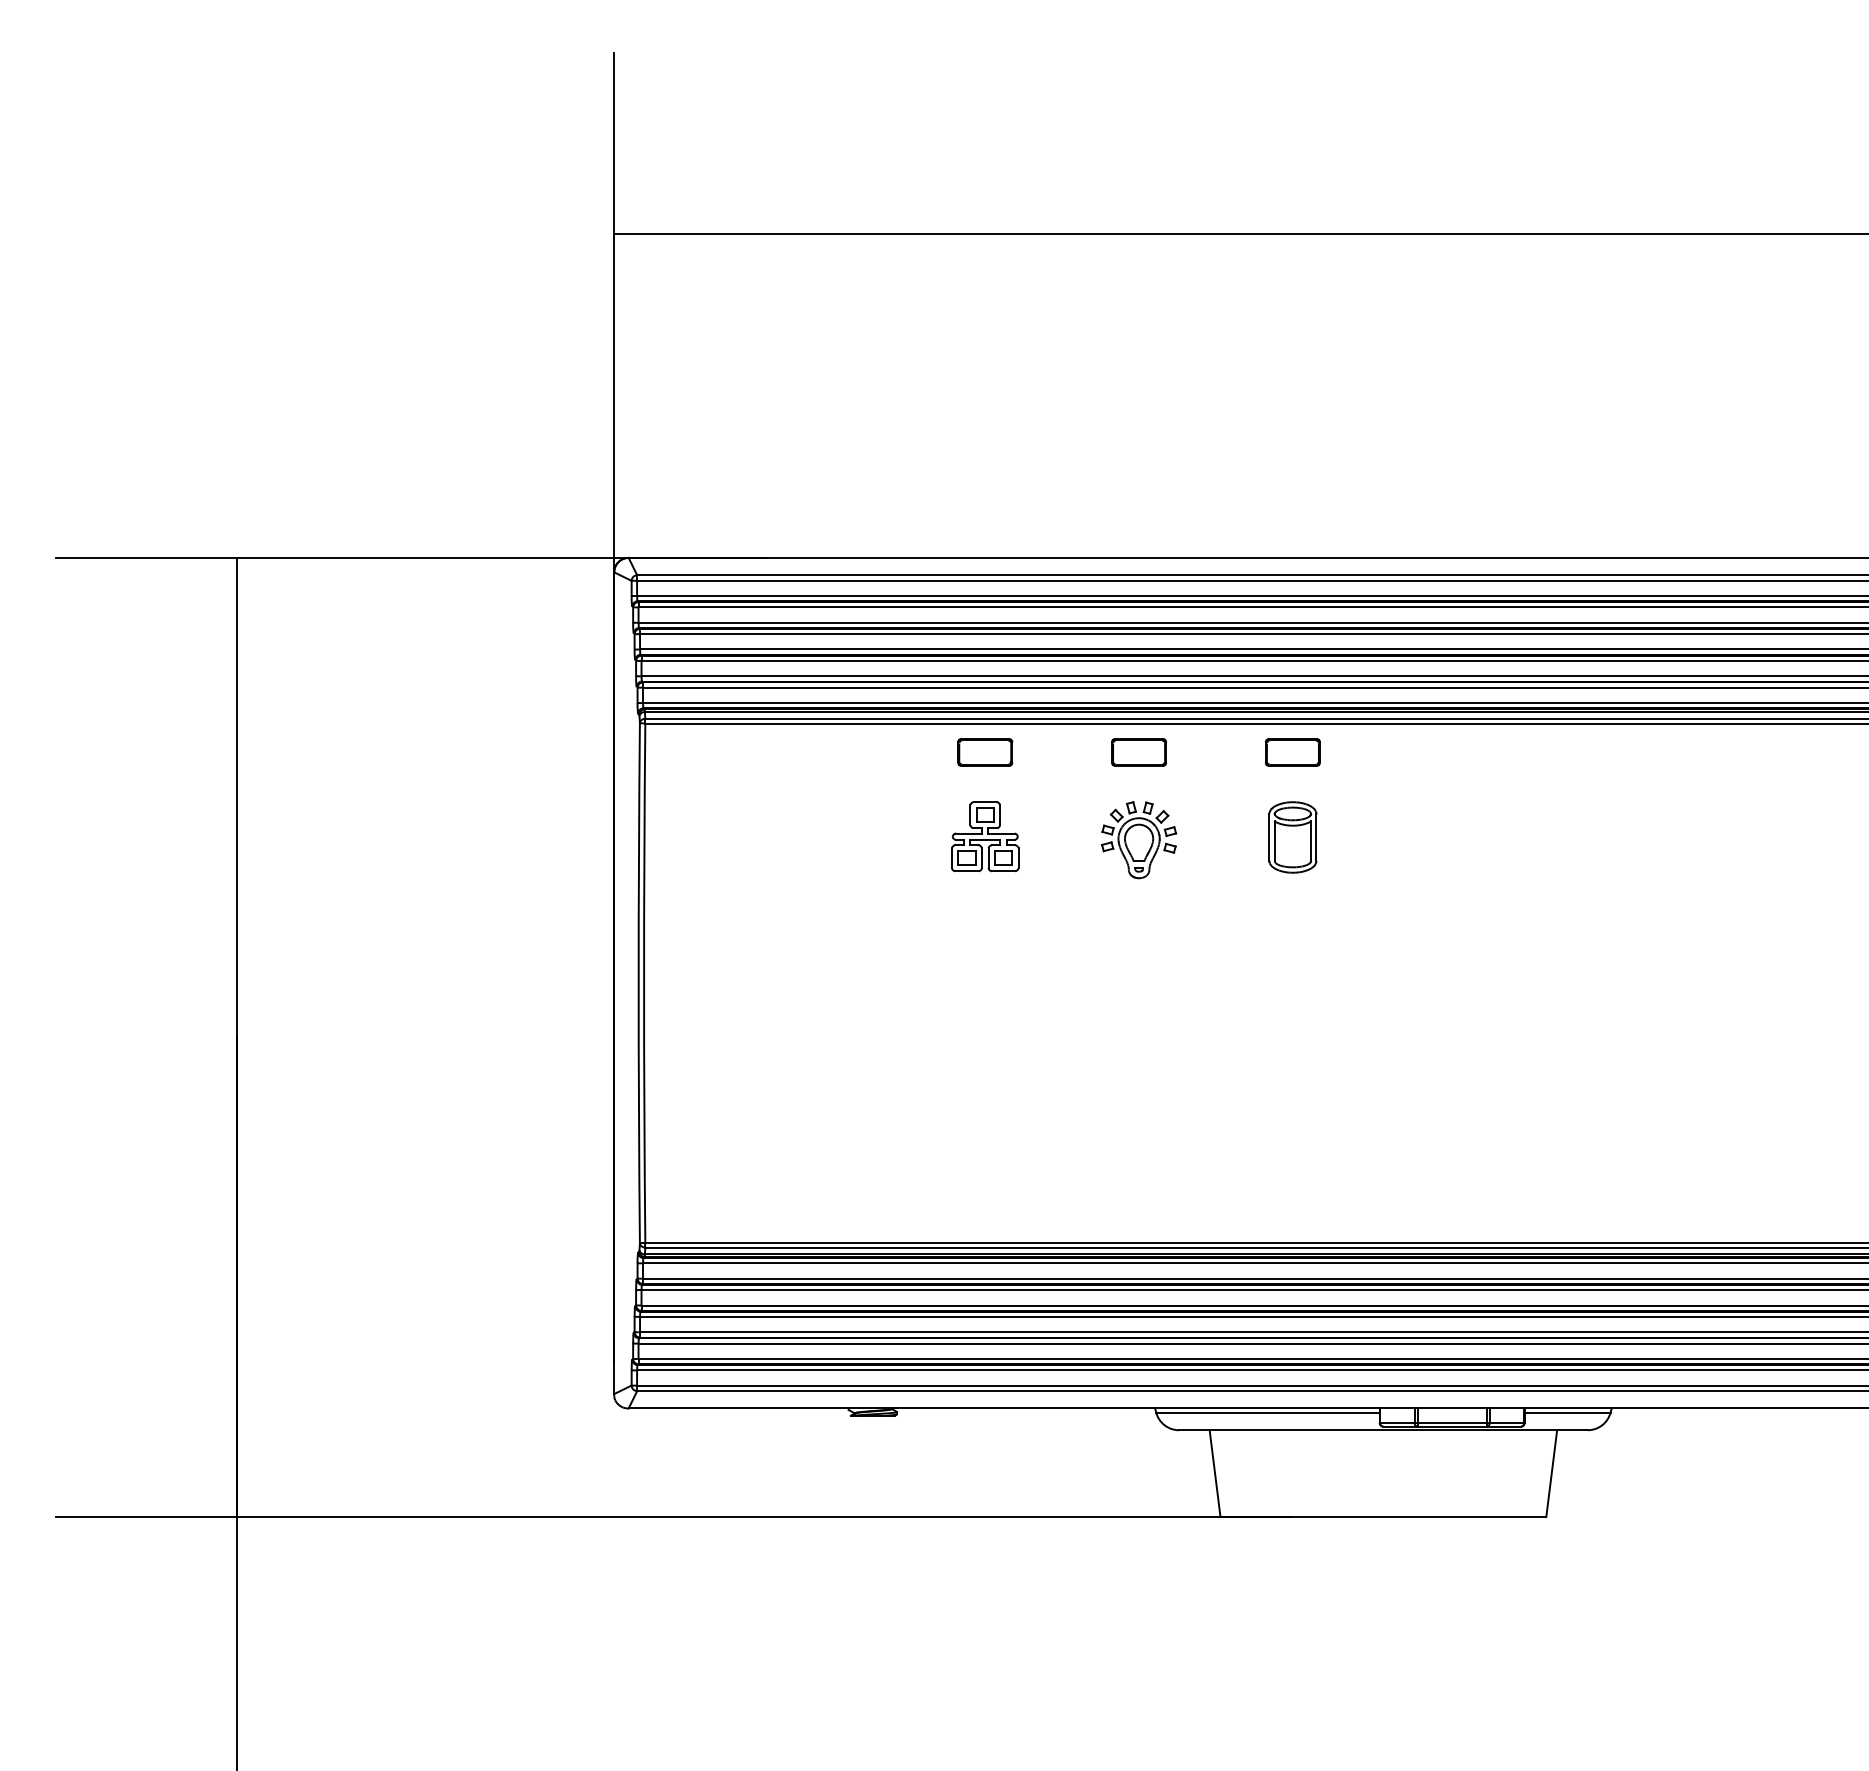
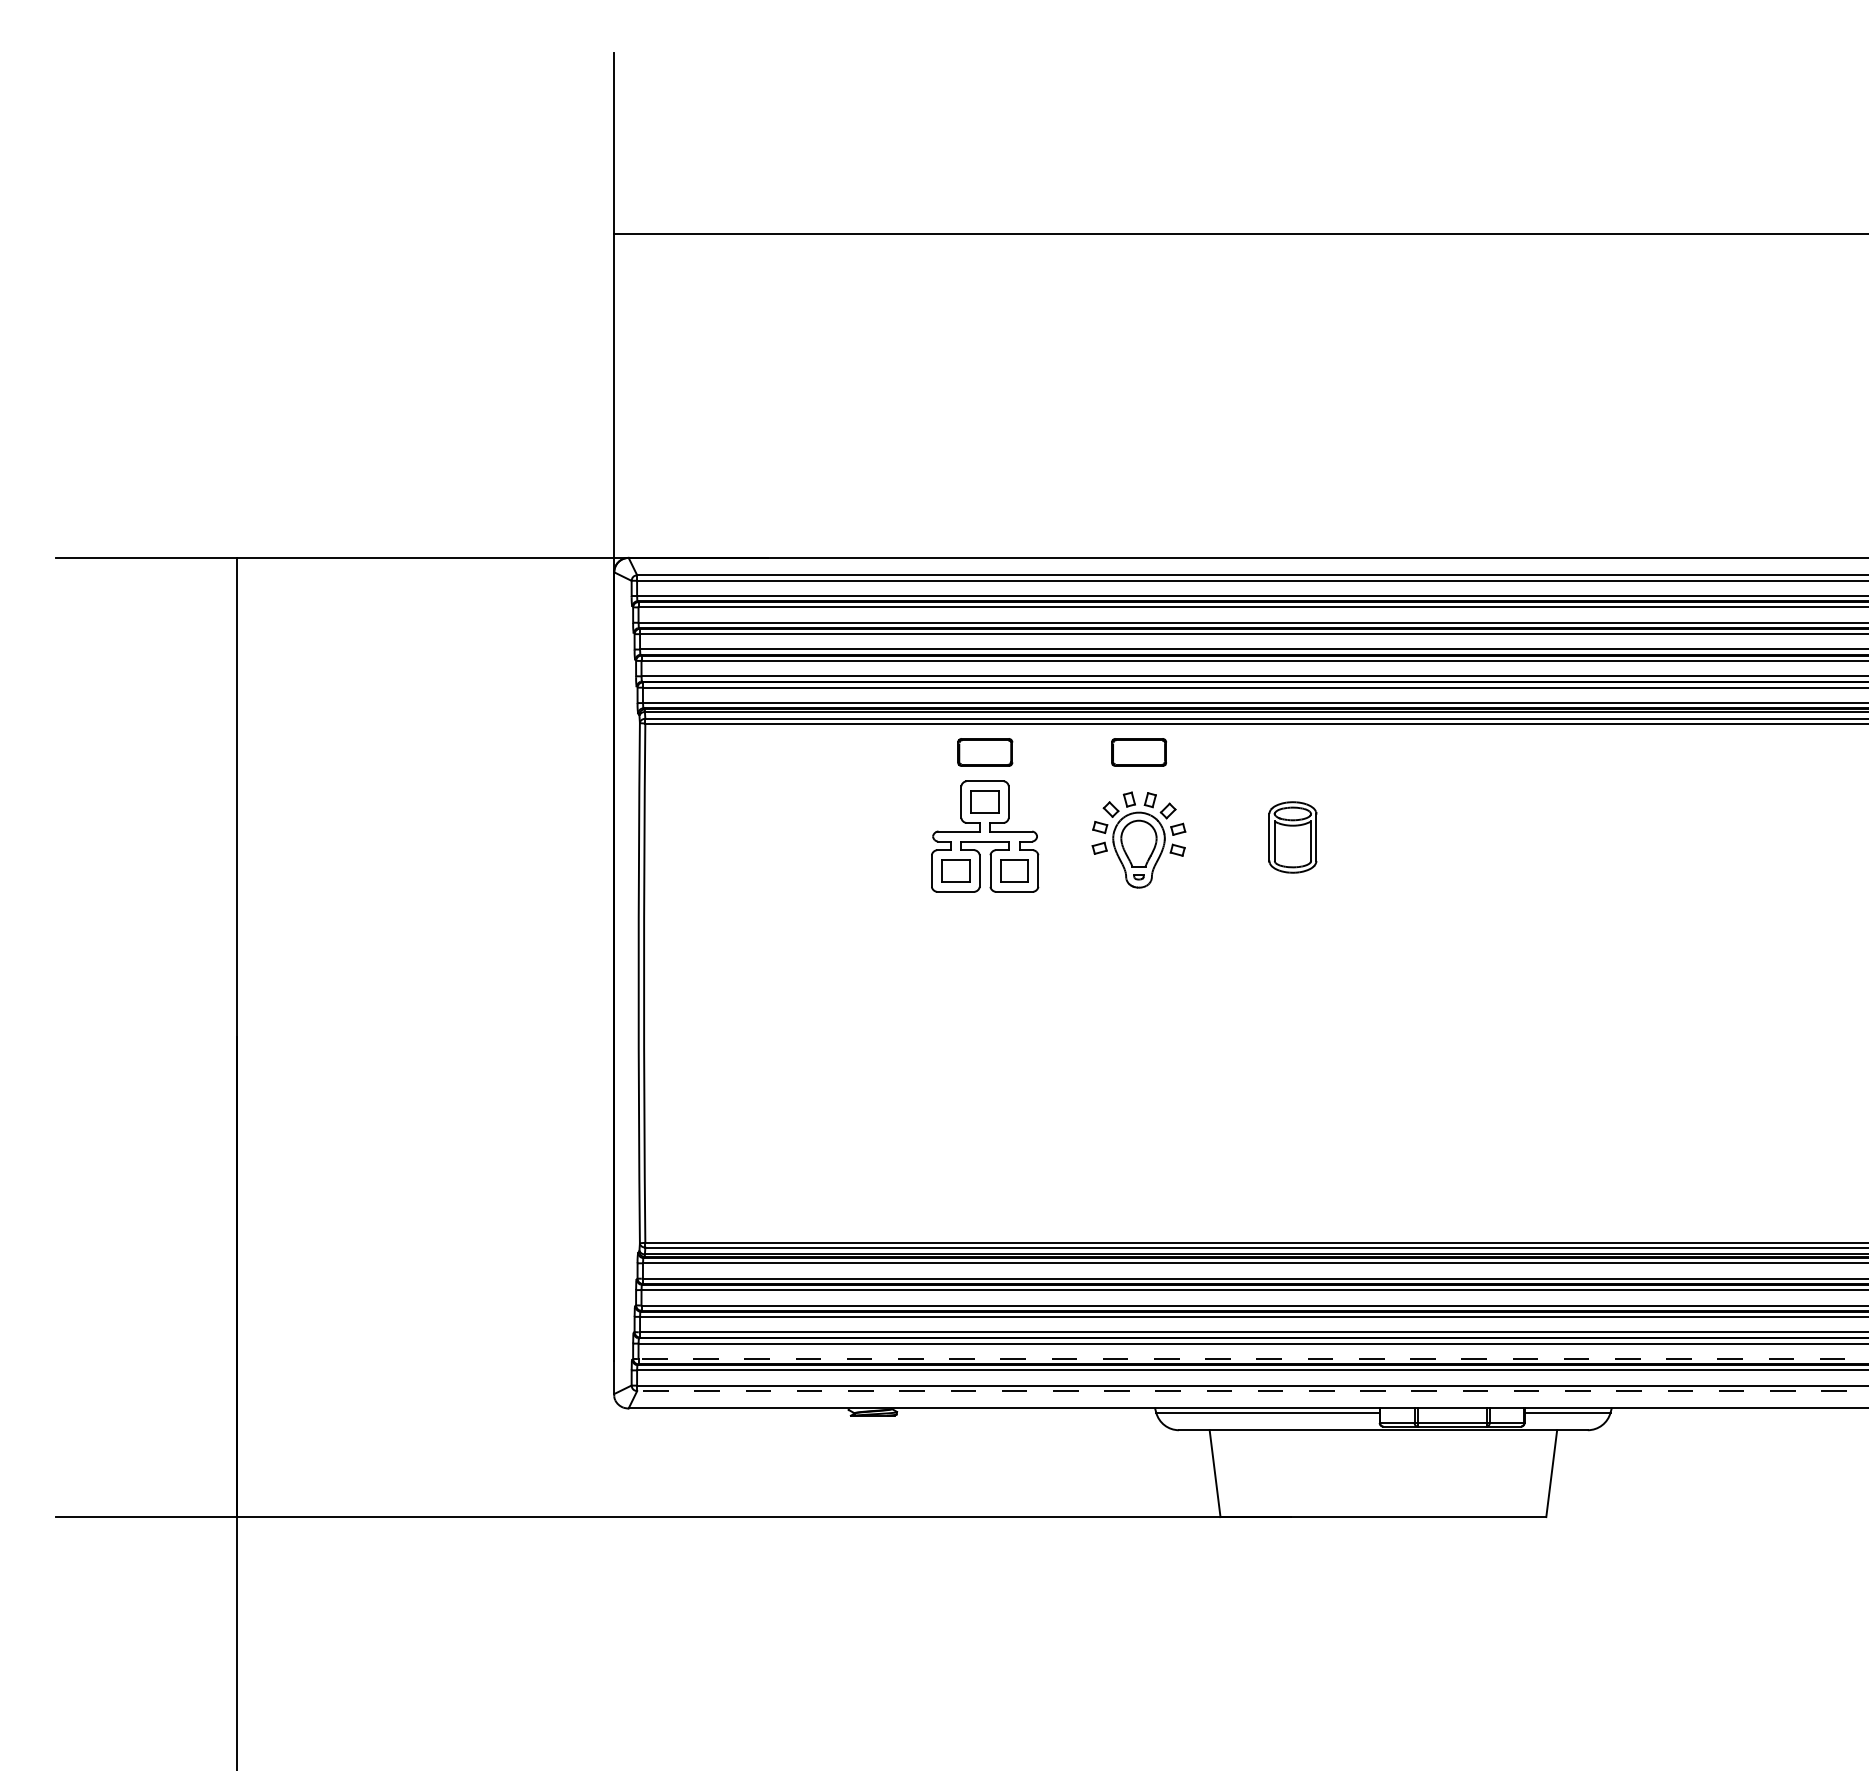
part: present -> none (1292, 752)
part size: 69x72 px -> 109x113 px (985, 836)
part size: 77x79 px -> 96x98 px (1138, 839)
line: solid -> dashed (1252, 1359)
line: solid -> dashed (1252, 1391)
